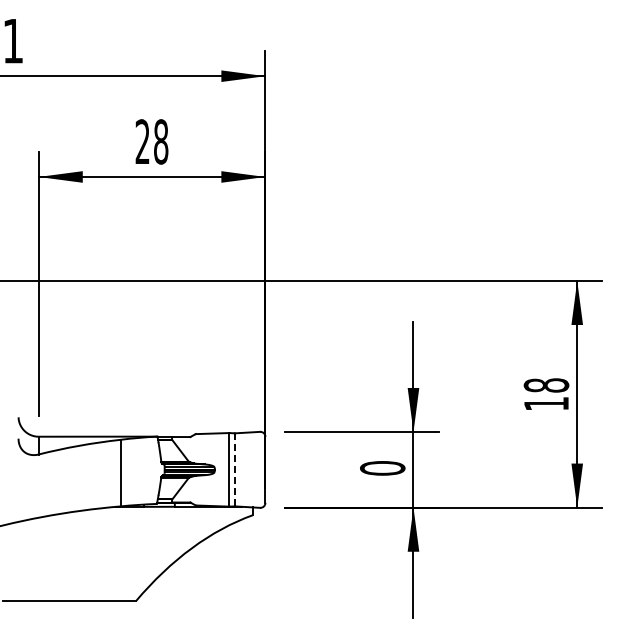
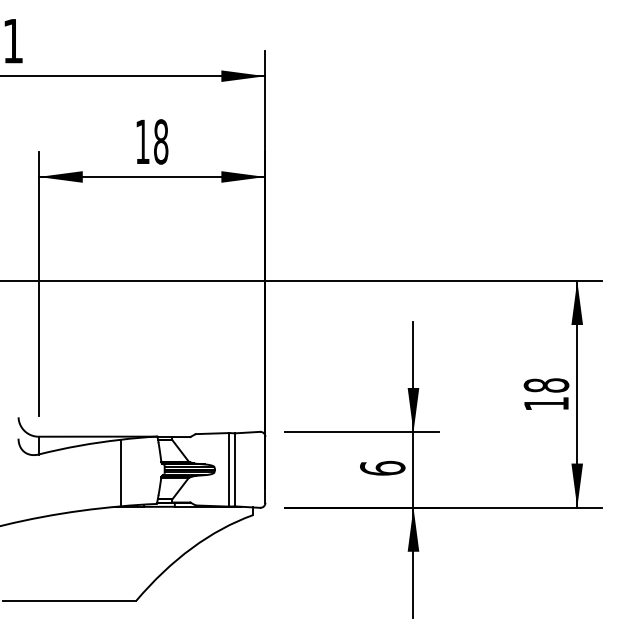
text: 28 -> 18 (142, 141)
text: 0 -> 6 (382, 467)
line: dashed -> solid (234, 469)
